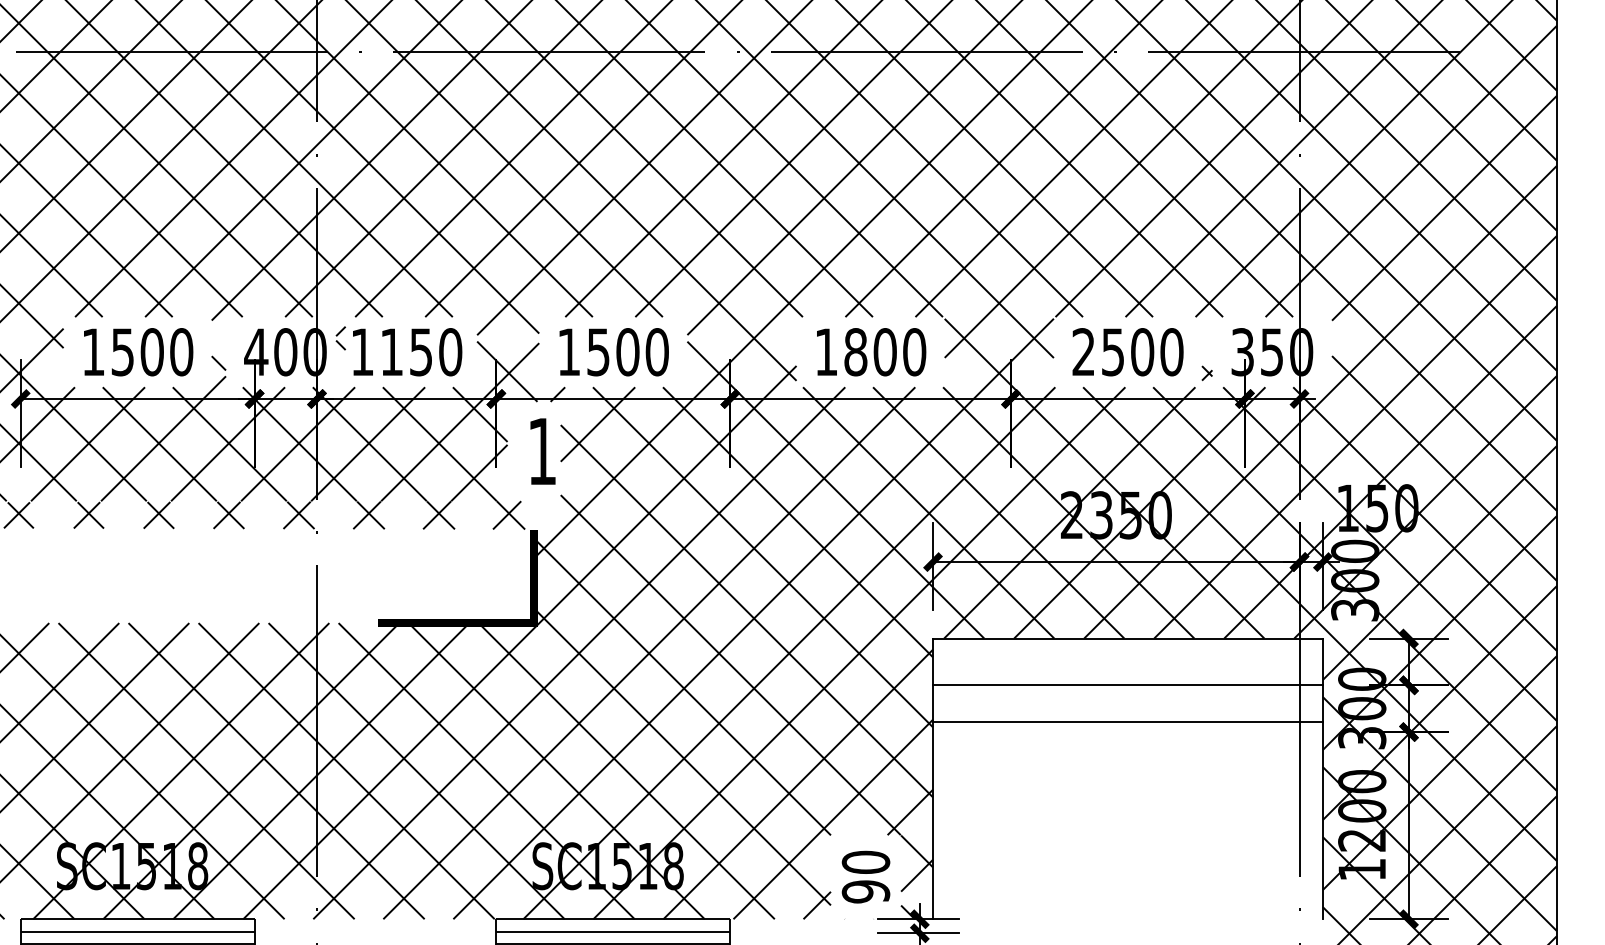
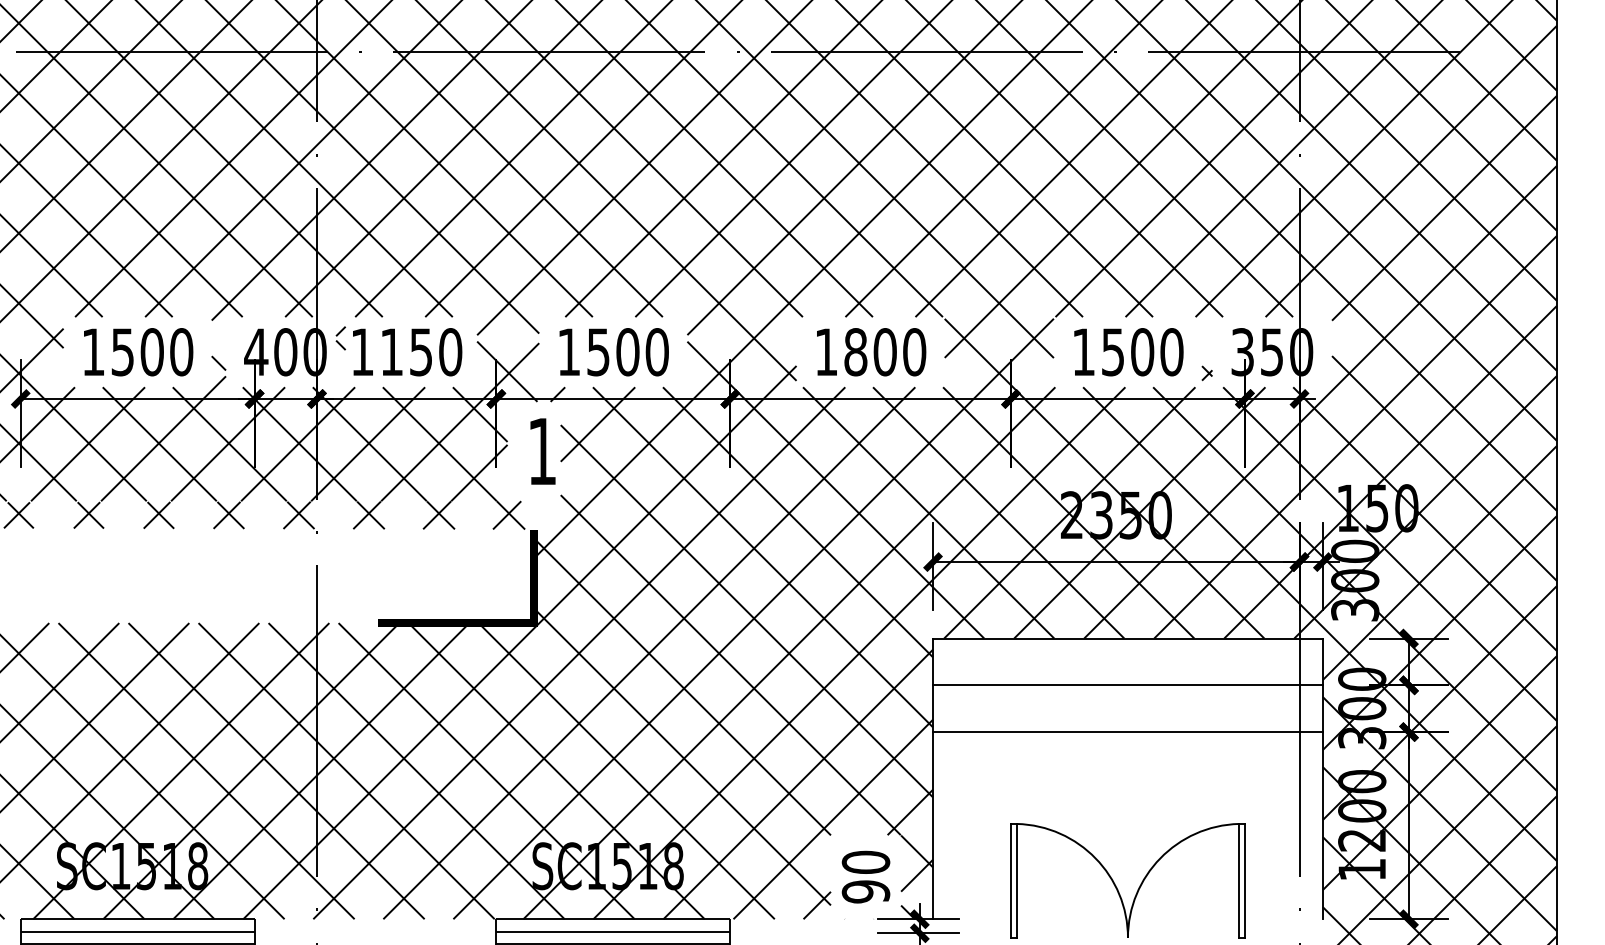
text: 2500 -> 1500 (1083, 351)
line position: (1127, 722) -> (1127, 732) (1127, 732)
part: none -> present (1116, 885)
